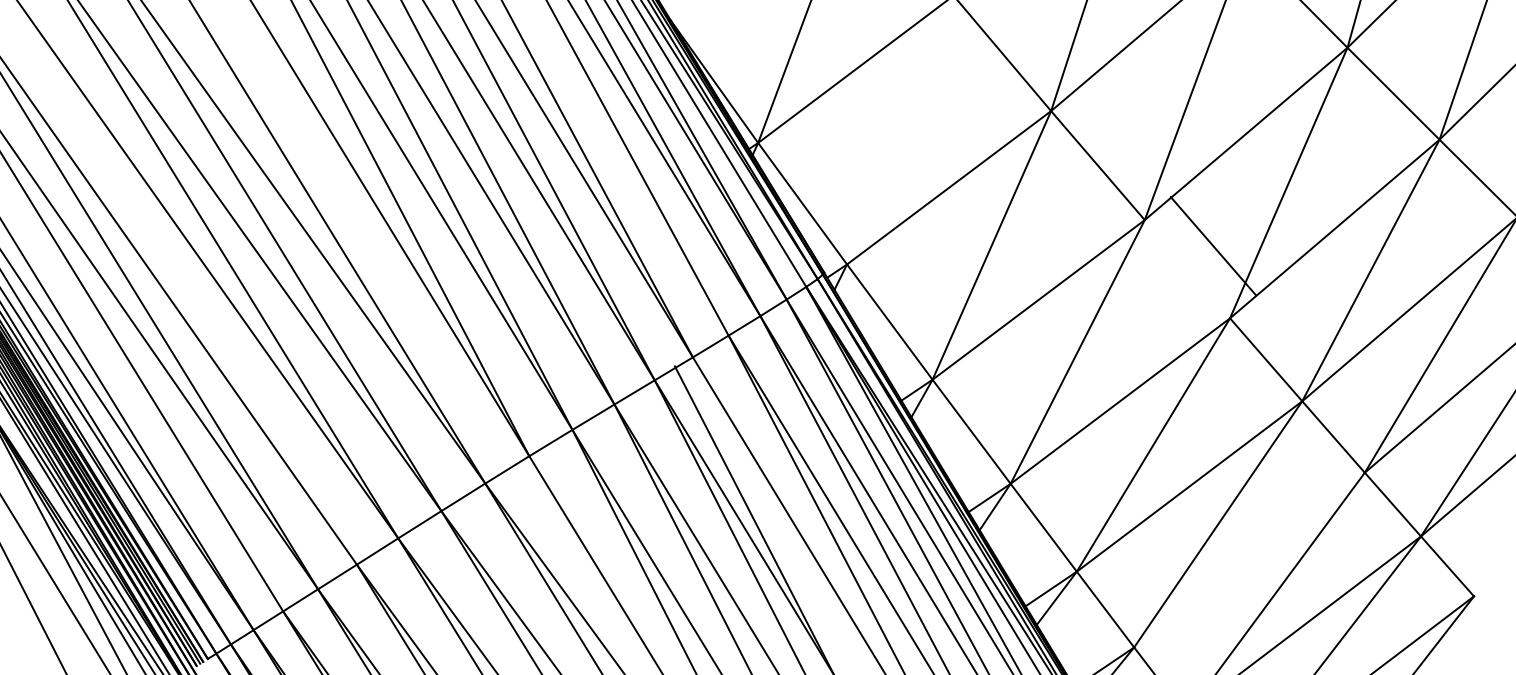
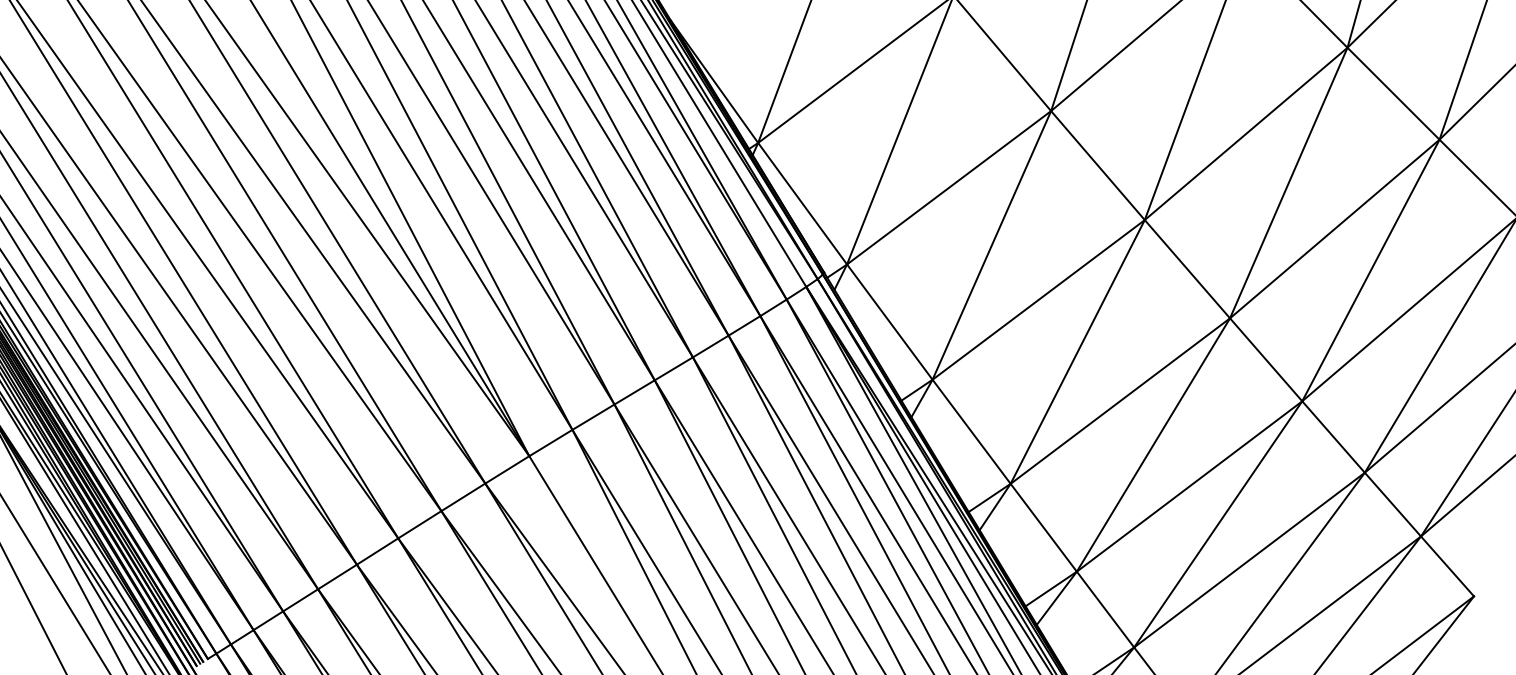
line: none -> present (899, 133)
line: none -> present (626, 168)
line: none -> present (367, 229)
line position: (1213, 246) -> (1187, 269) (1187, 269)
line: none -> present (183, 283)
line: none -> present (142, 405)
line position: (753, 518) -> (773, 514) (773, 514)
line: none -> present (1249, 559)
